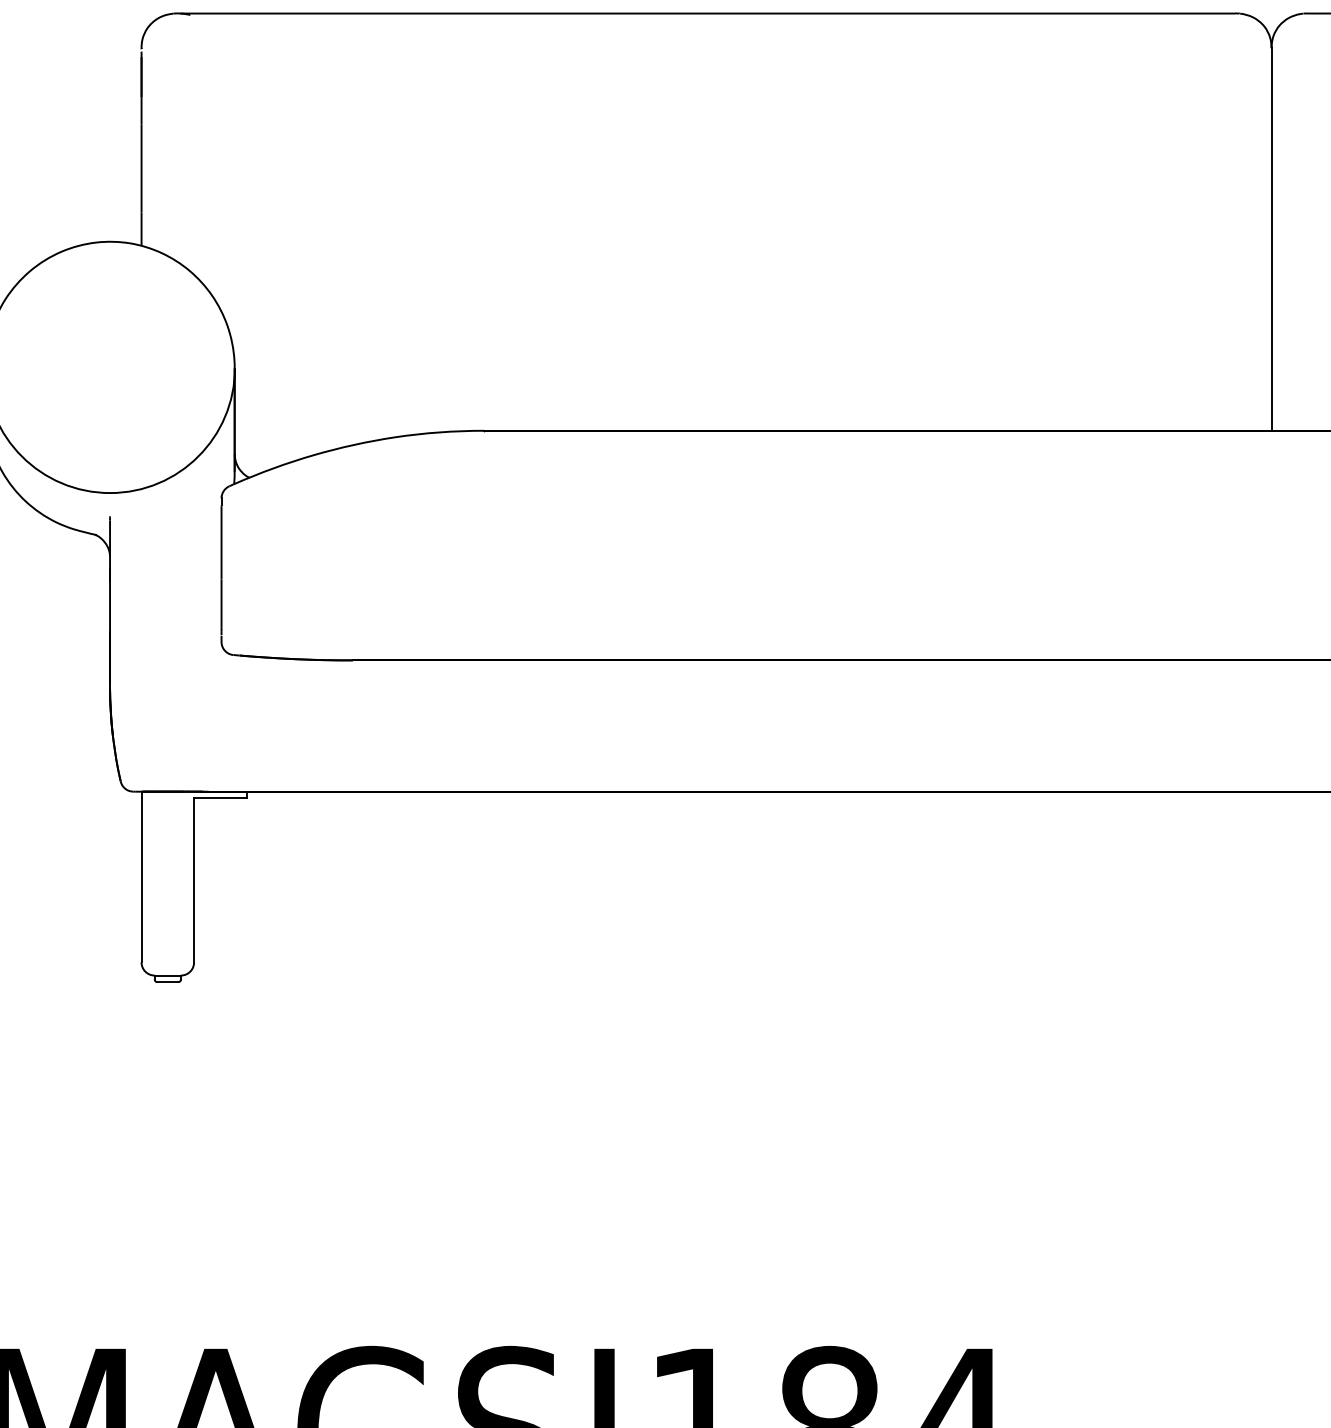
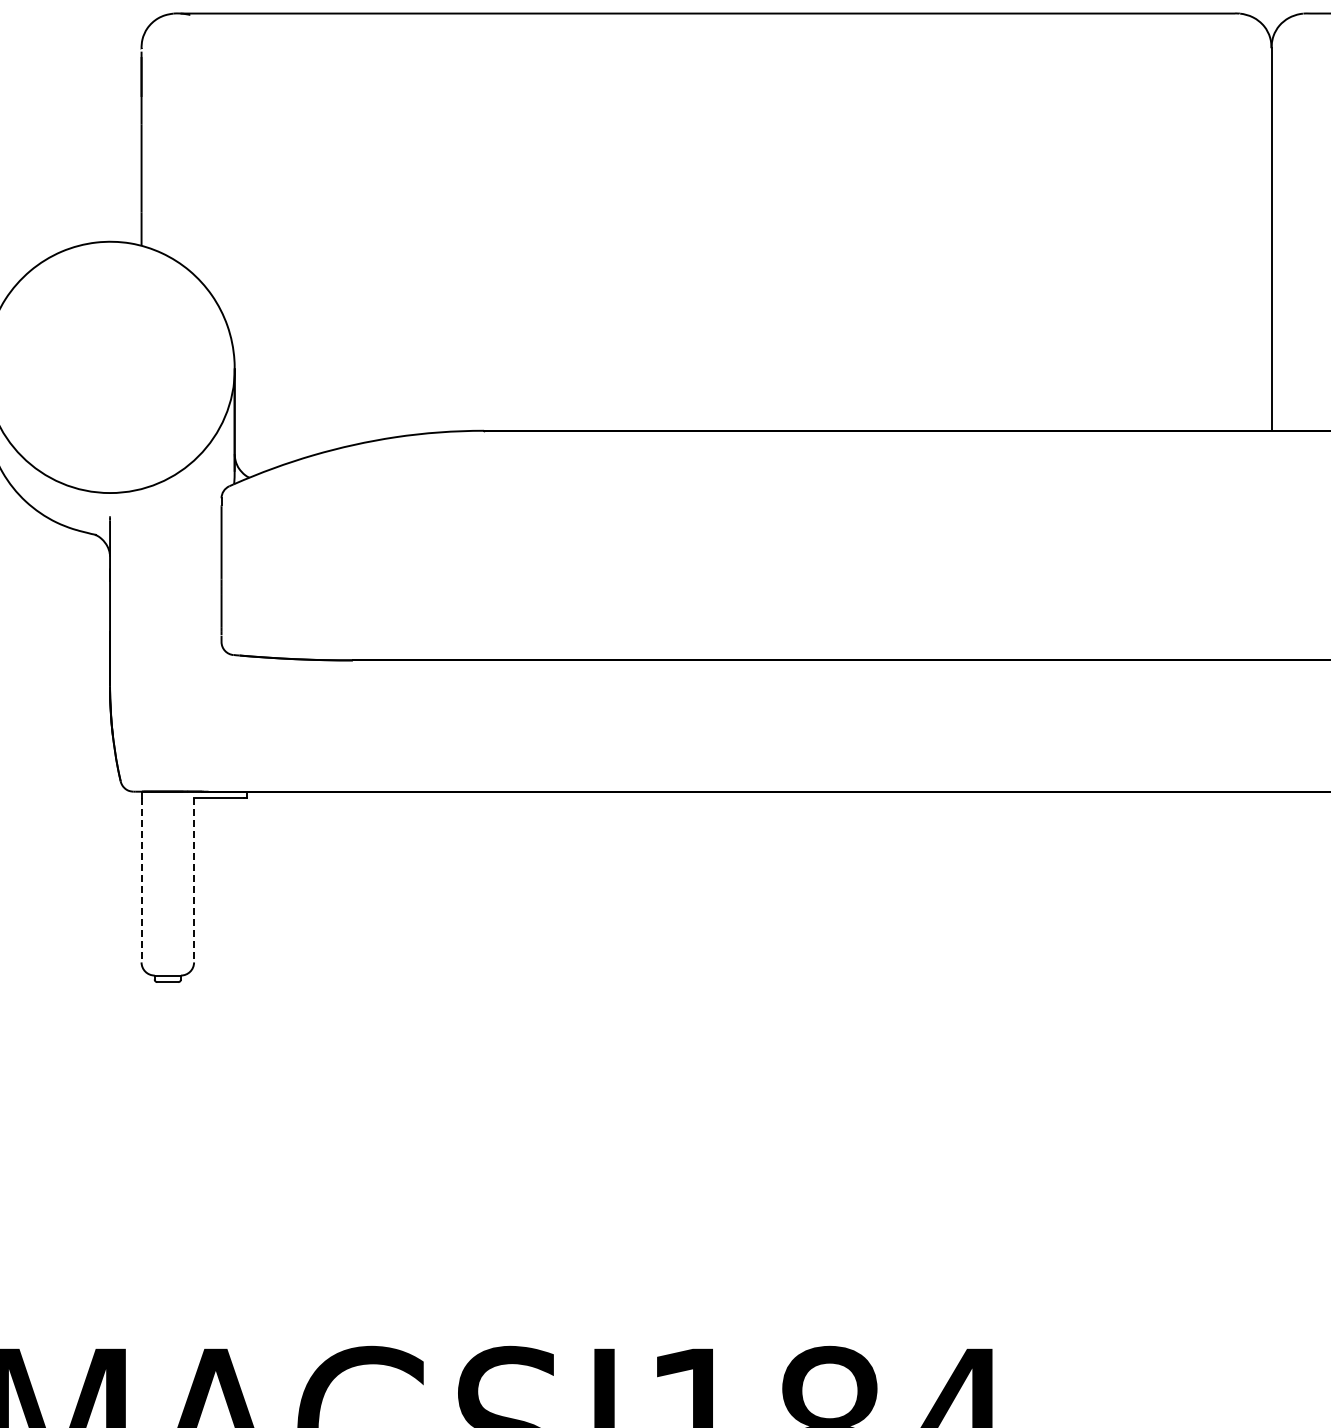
line: solid -> dashed (141, 880)
line: solid -> dashed (194, 880)
